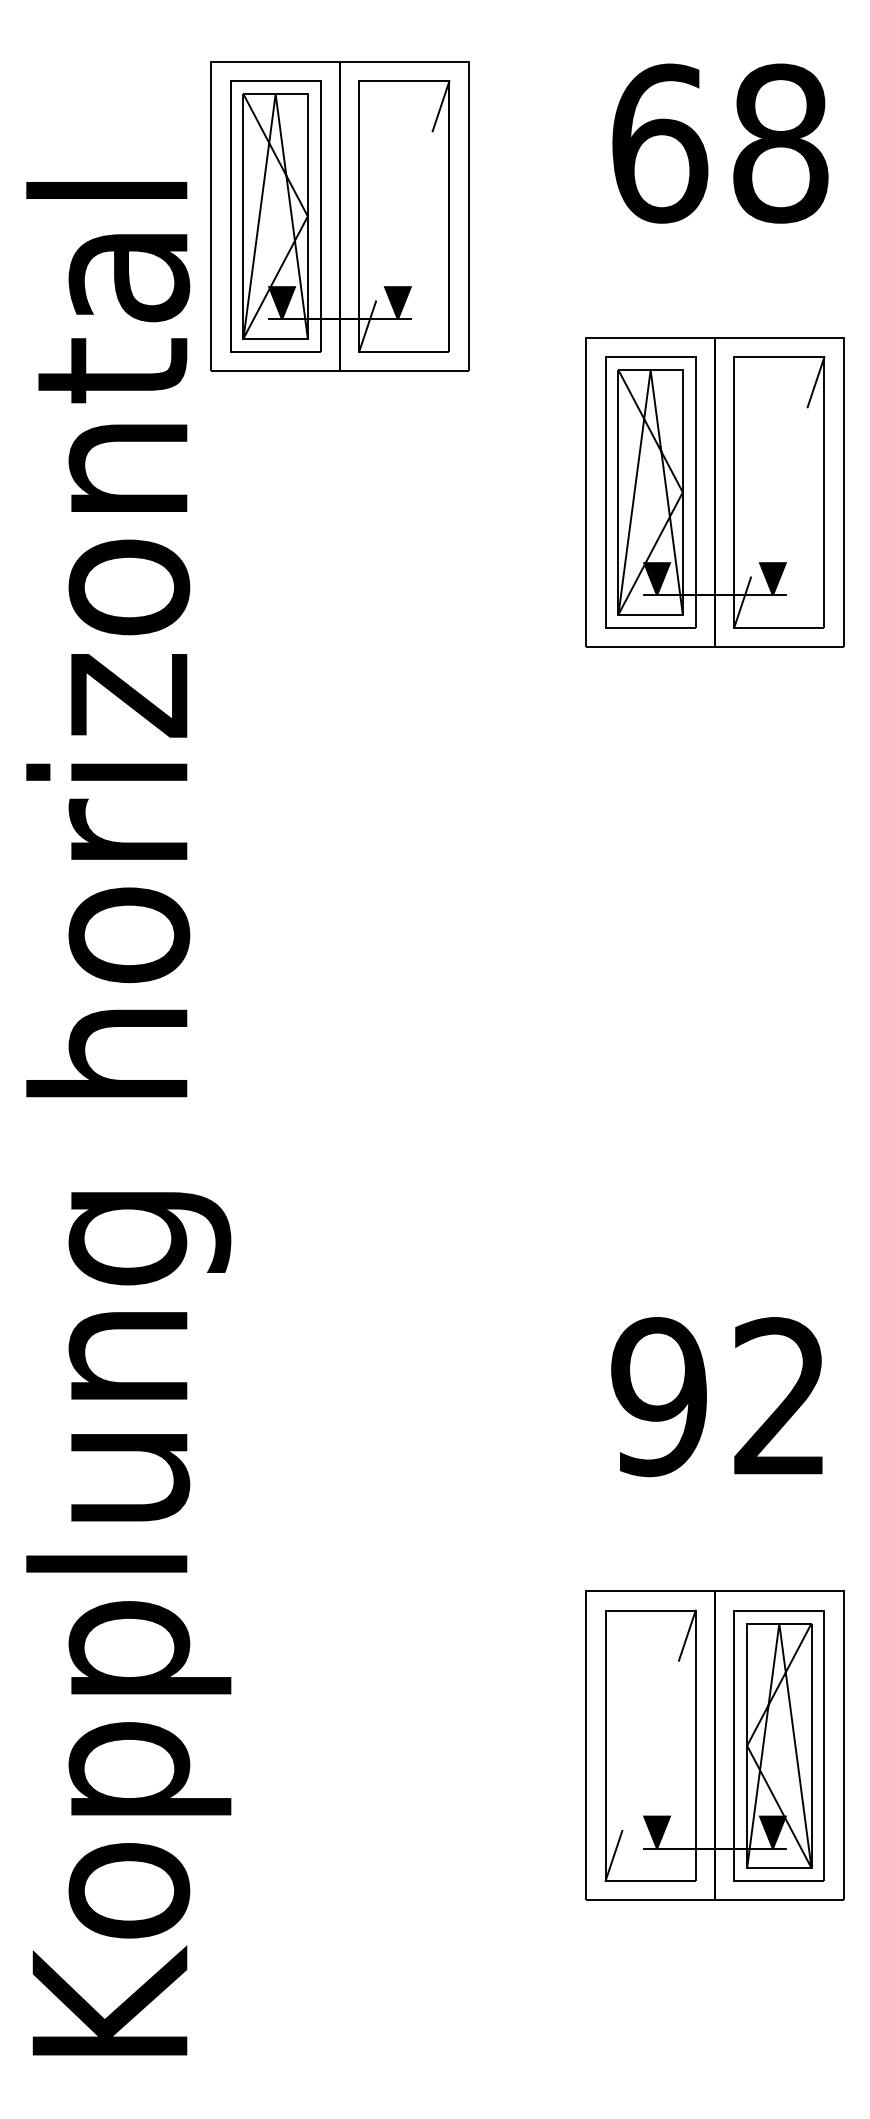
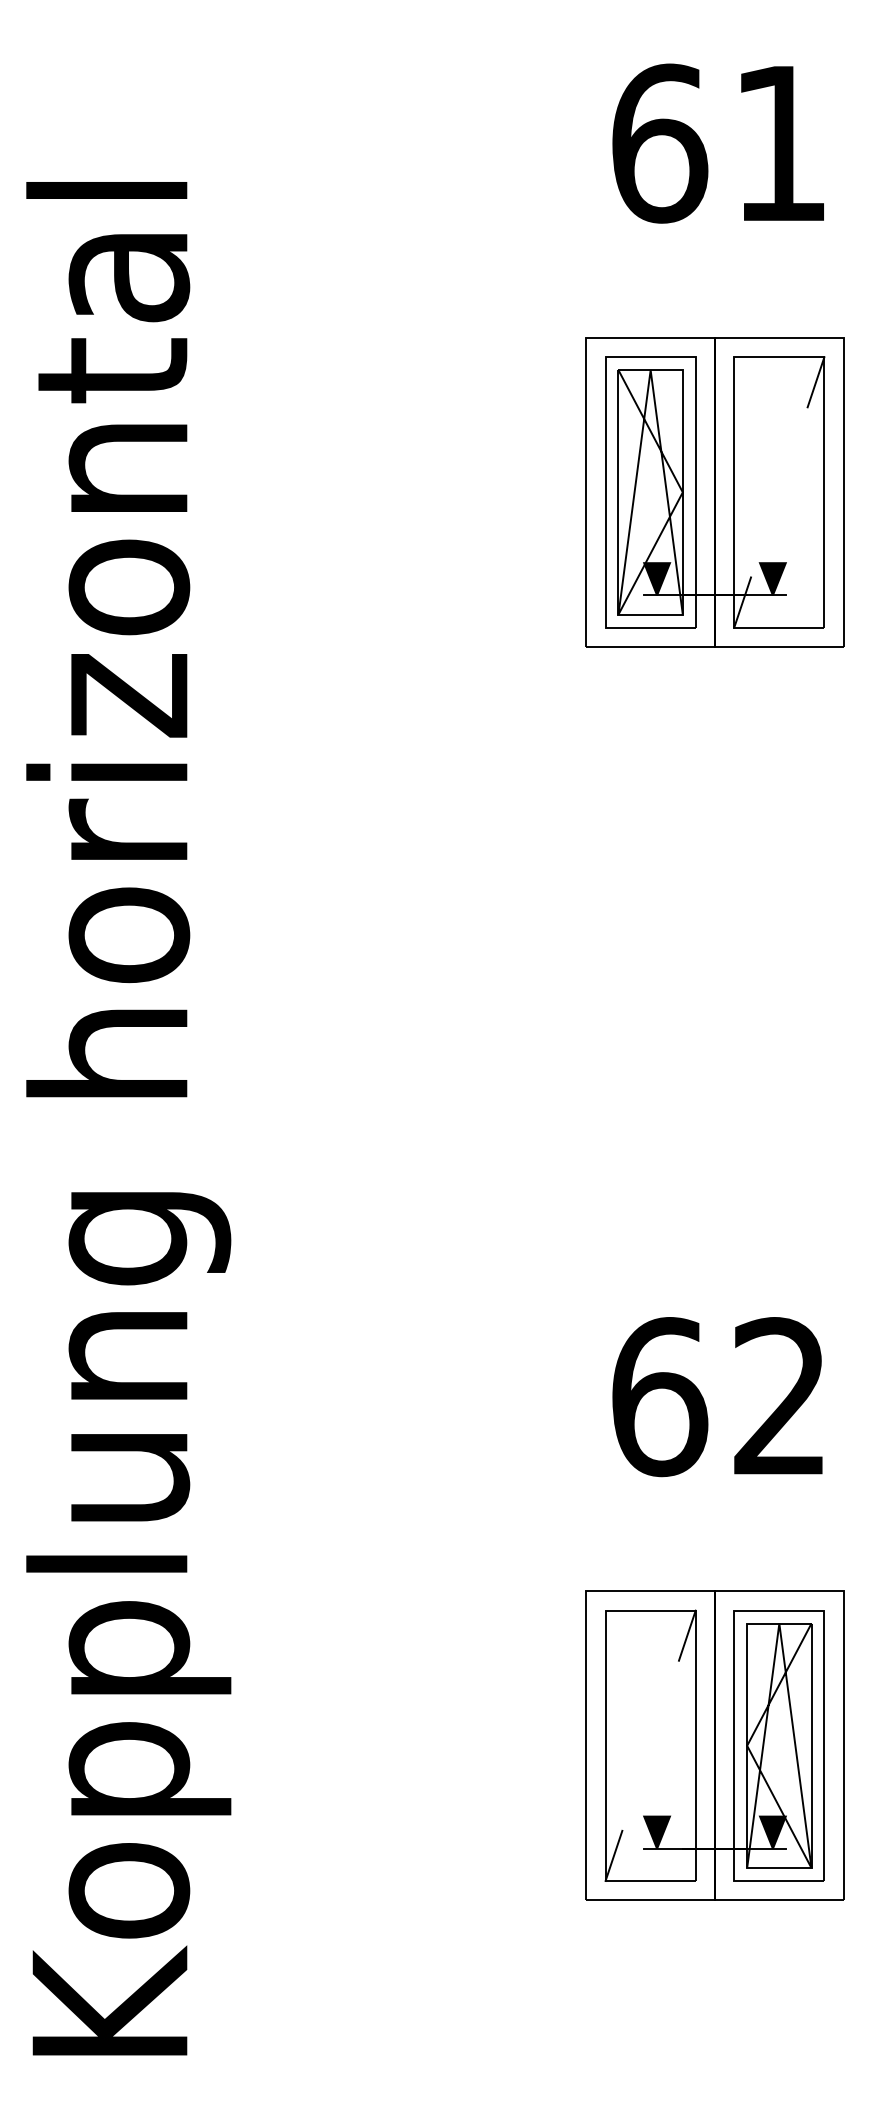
text: 68 -> 61 (780, 143)
part: present -> none (339, 216)
text: 92 -> 62 (659, 1397)
